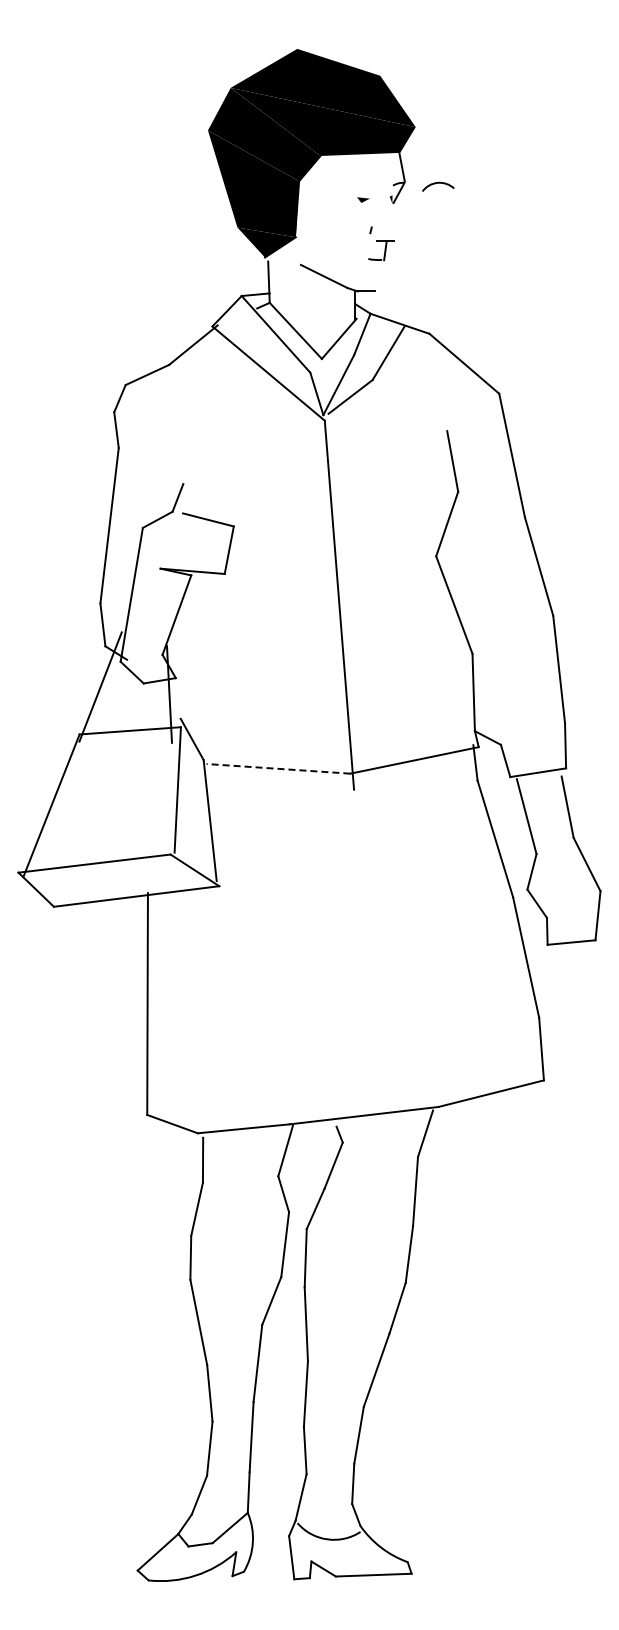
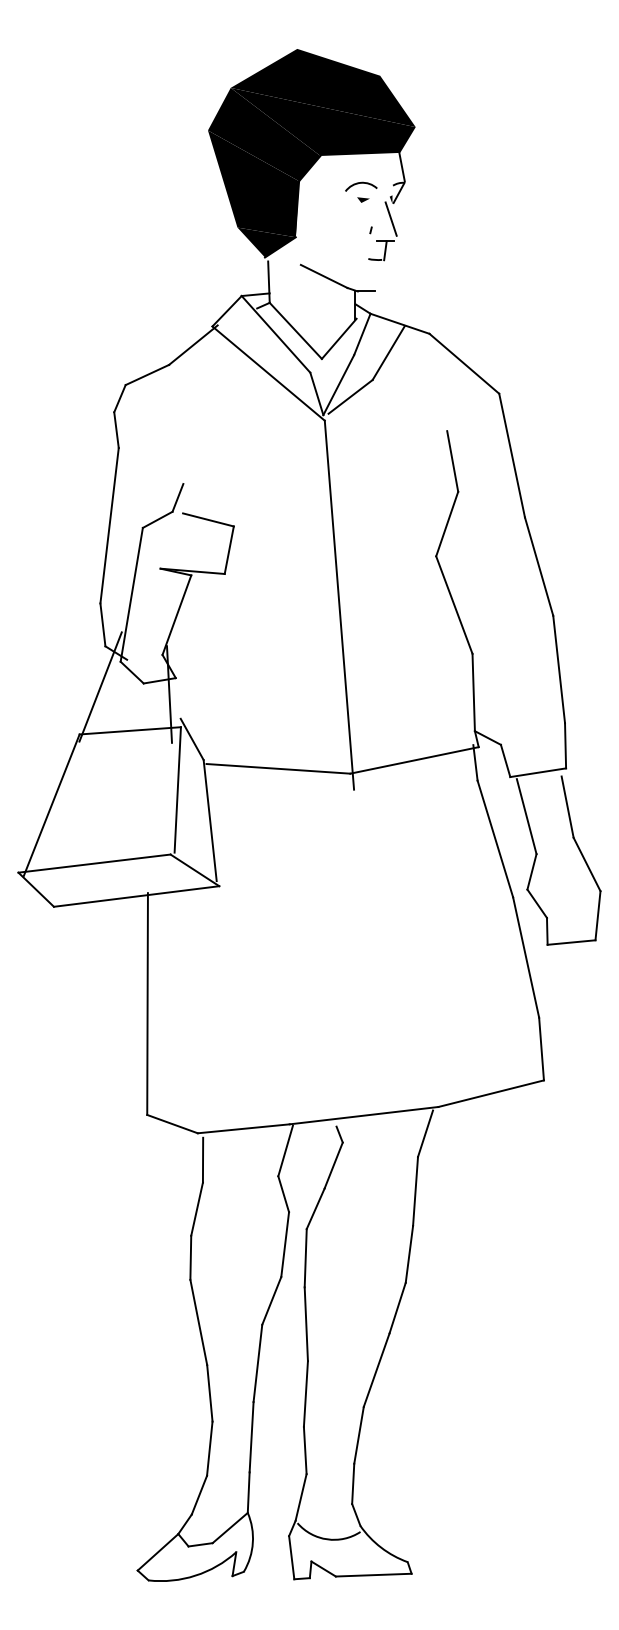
arc position: (438, 183) -> (361, 183) (361, 183)
line: none -> present (390, 218)
line: dashed -> solid (277, 768)
